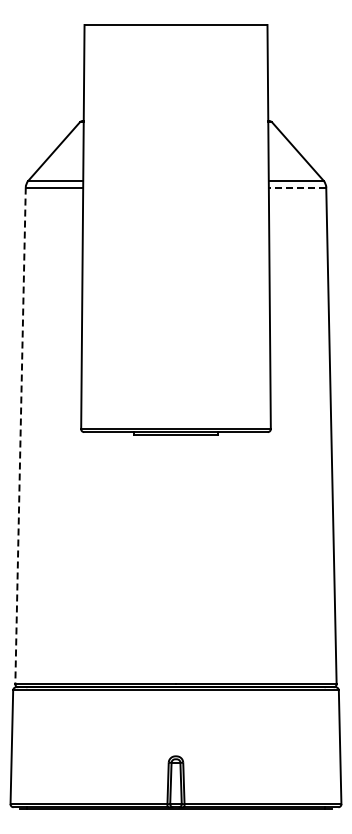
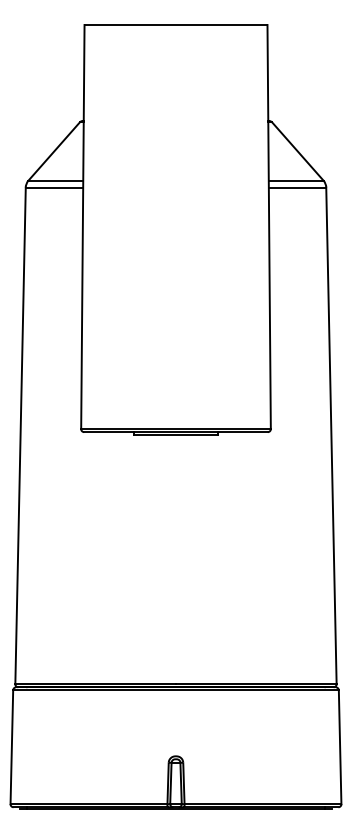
line: dashed -> solid (297, 187)
line: dashed -> solid (20, 436)
